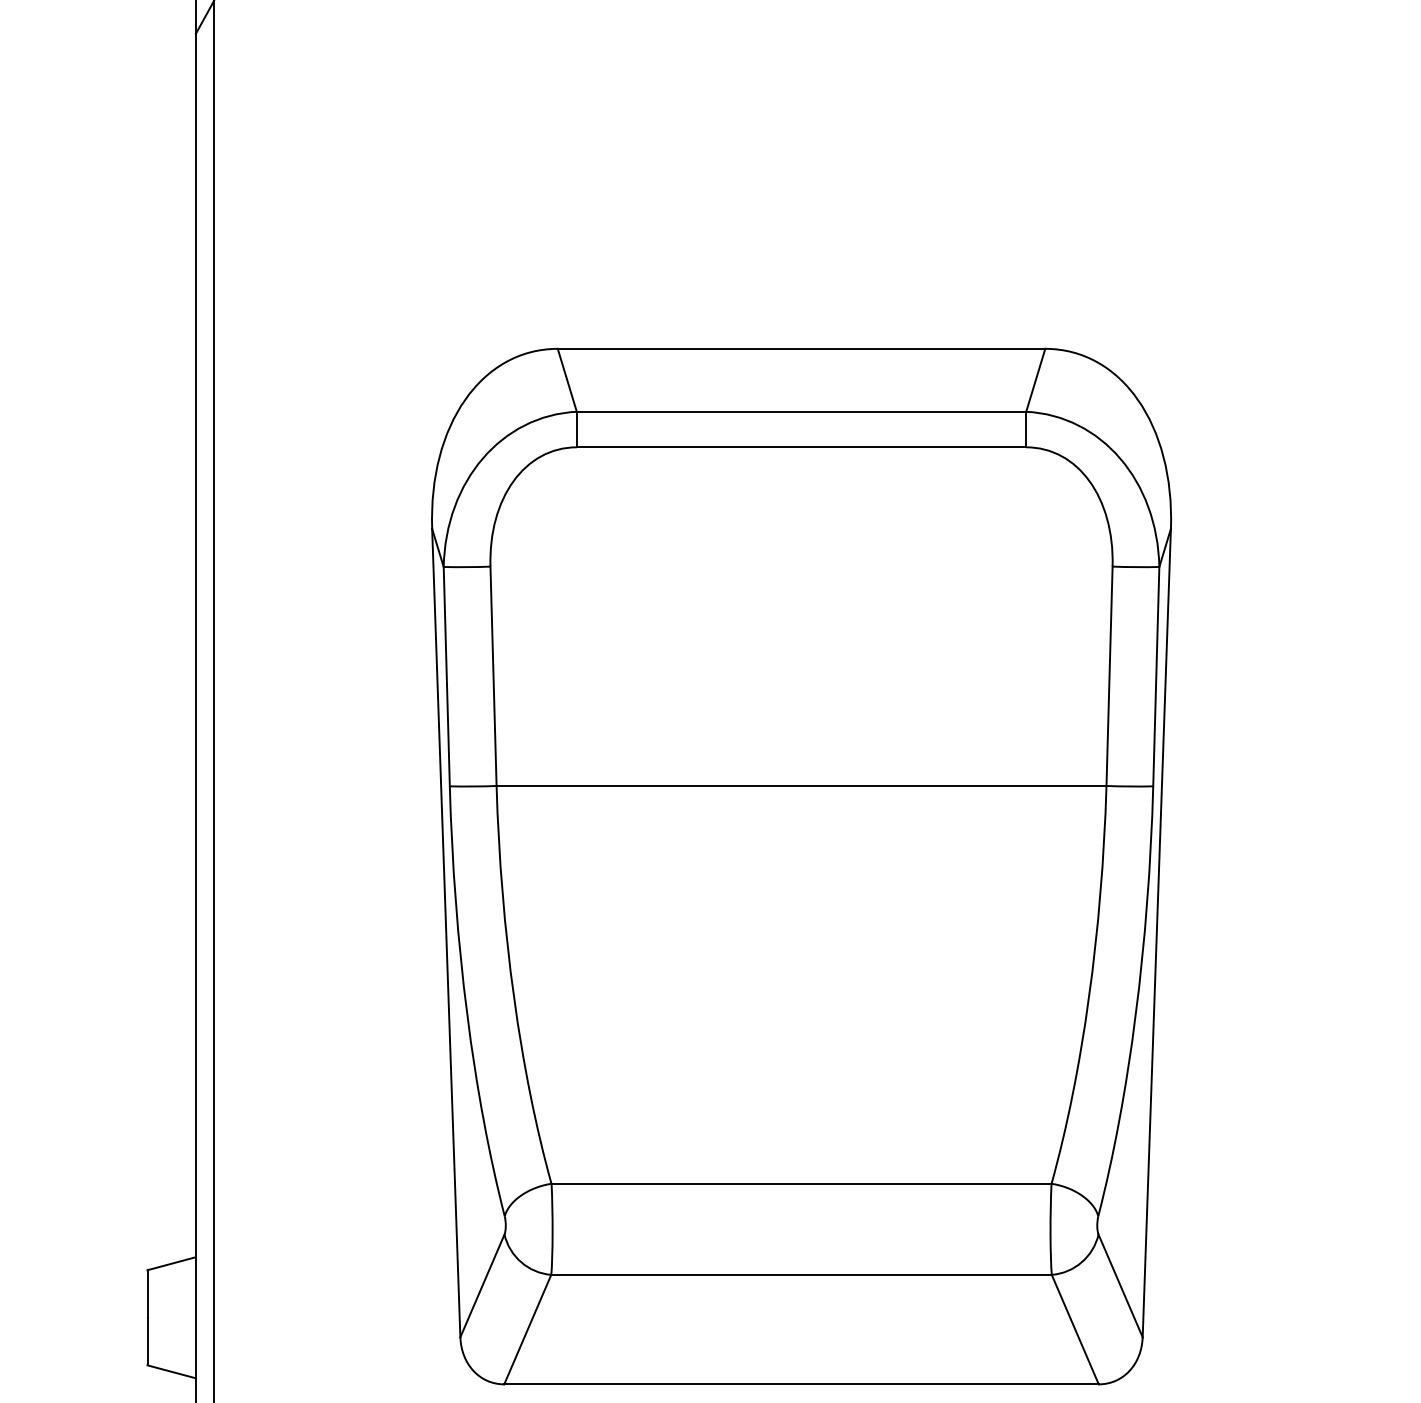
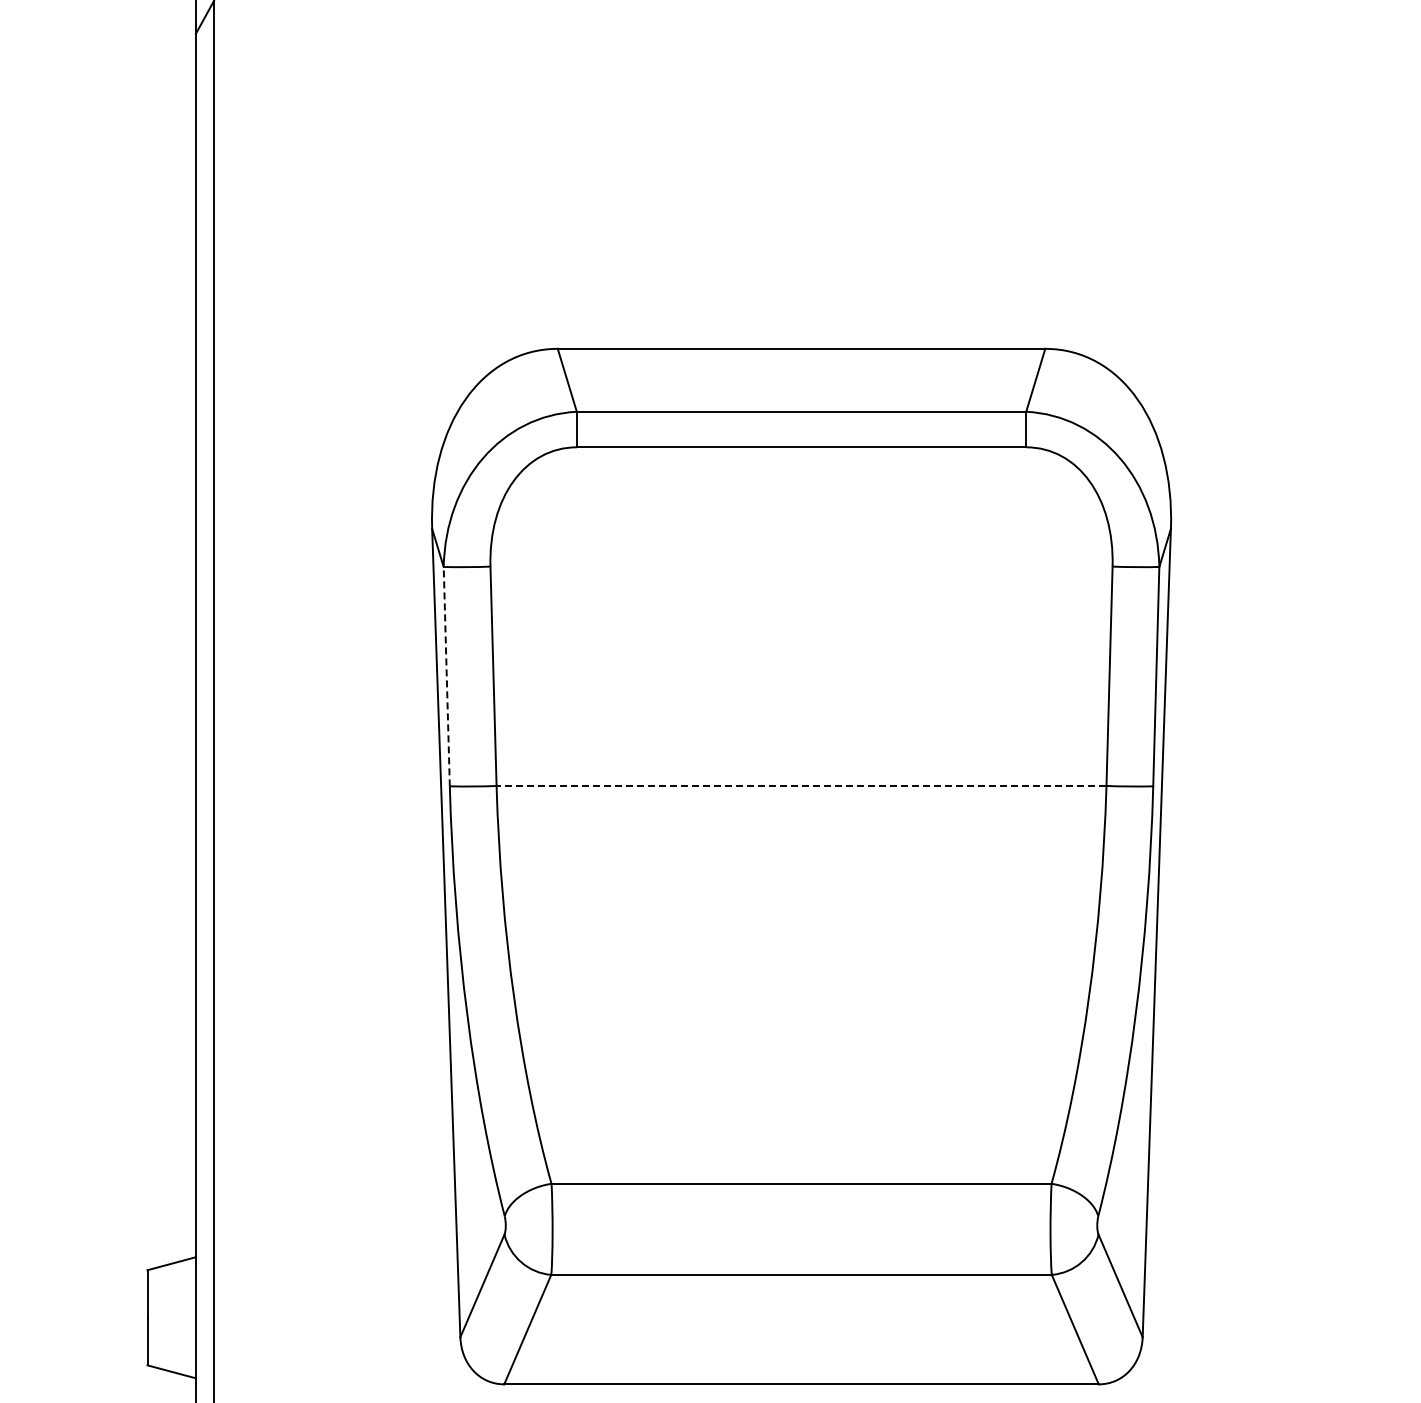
line: solid -> dashed (446, 676)
line: solid -> dashed (801, 785)
